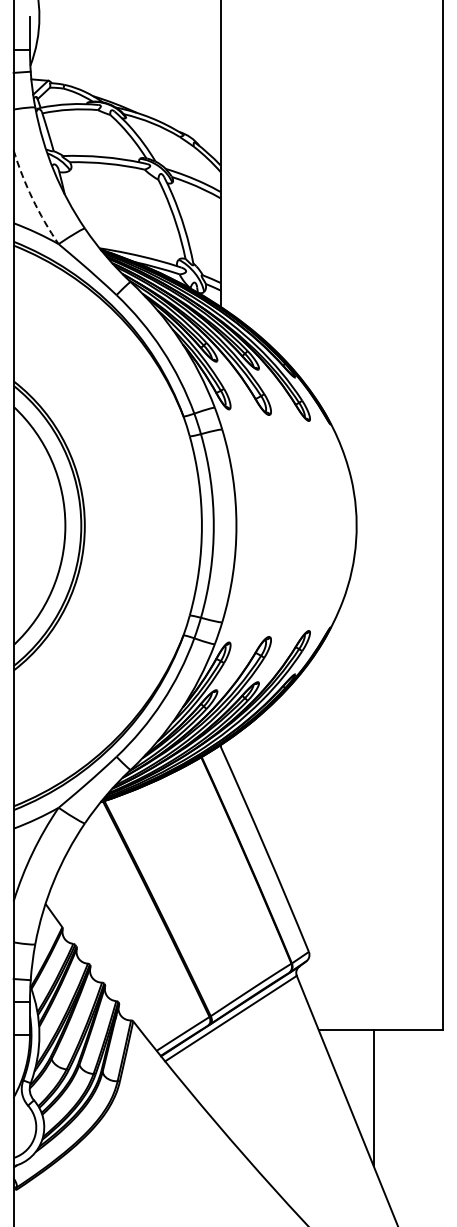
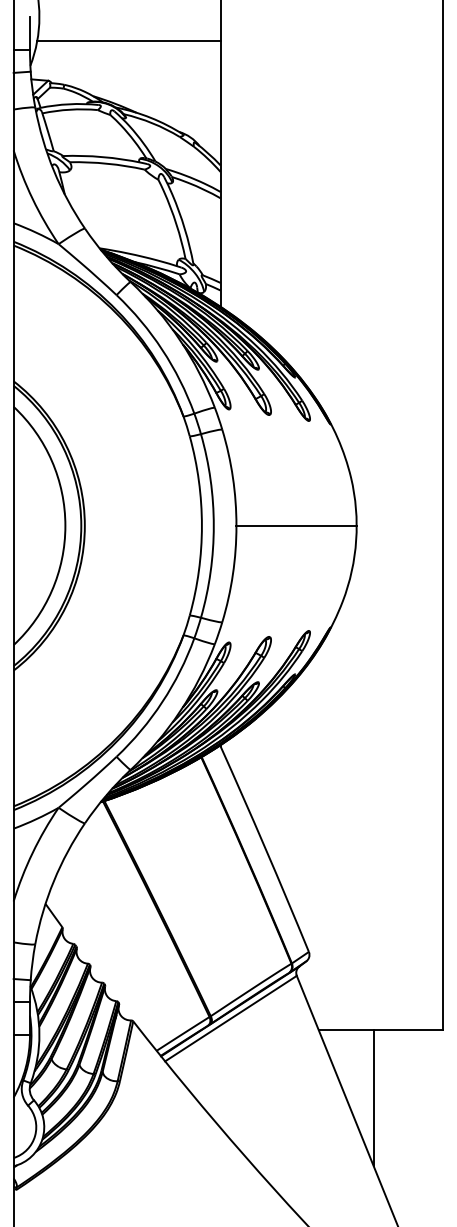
line: none -> present (128, 41)
arc: dashed -> solid (32, 198)
line: none -> present (296, 525)
